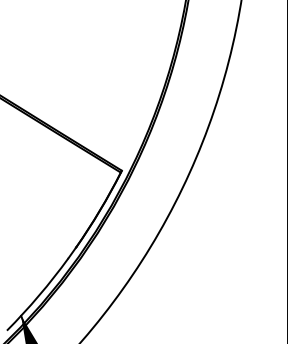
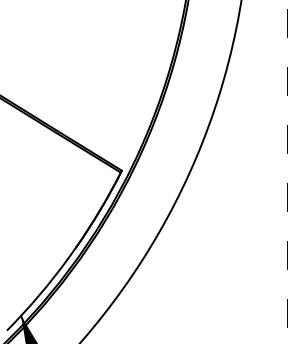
line: solid -> dashed (287, 171)
